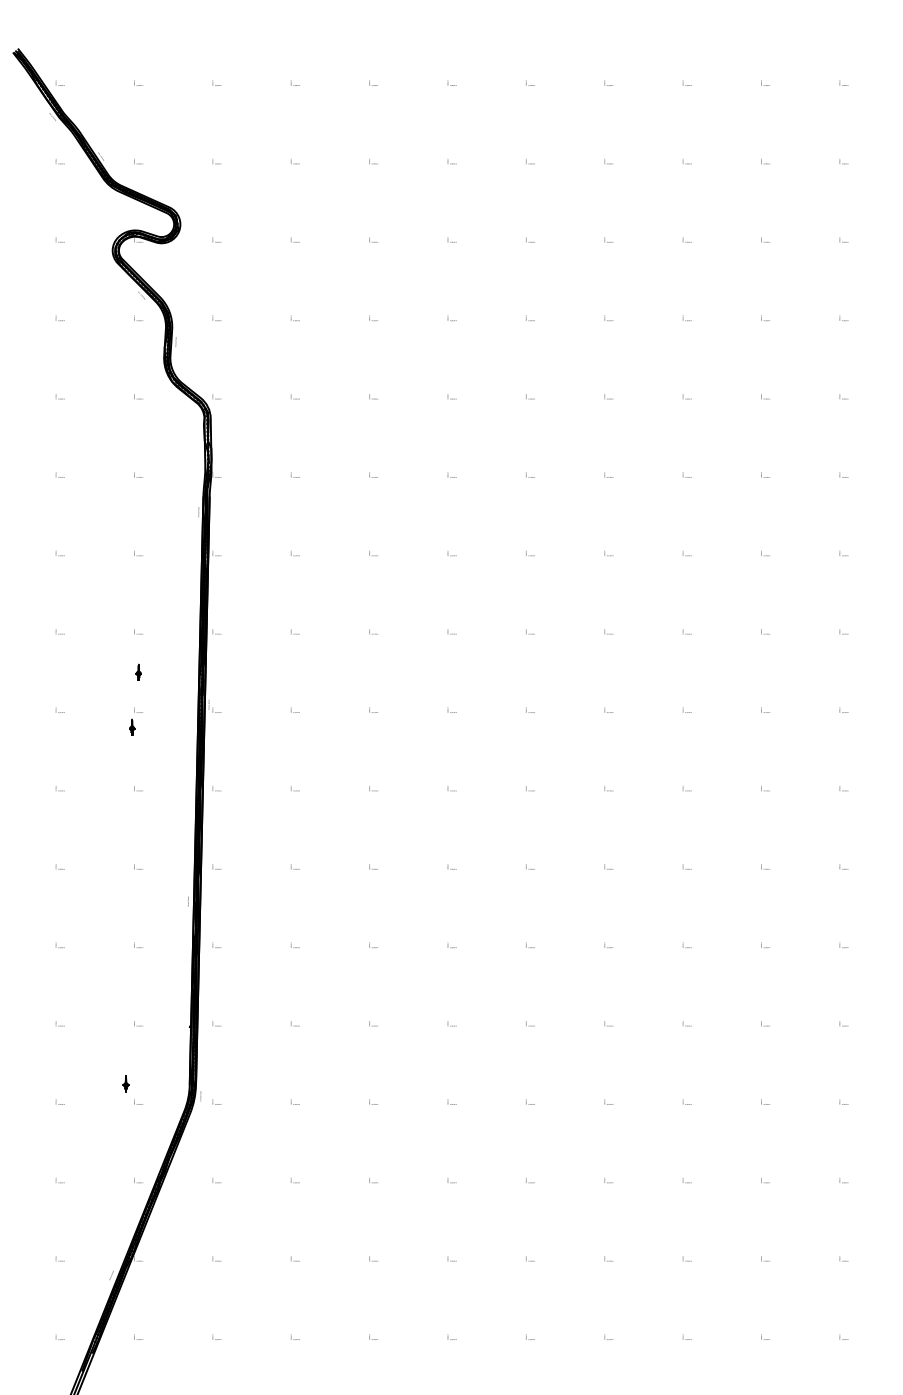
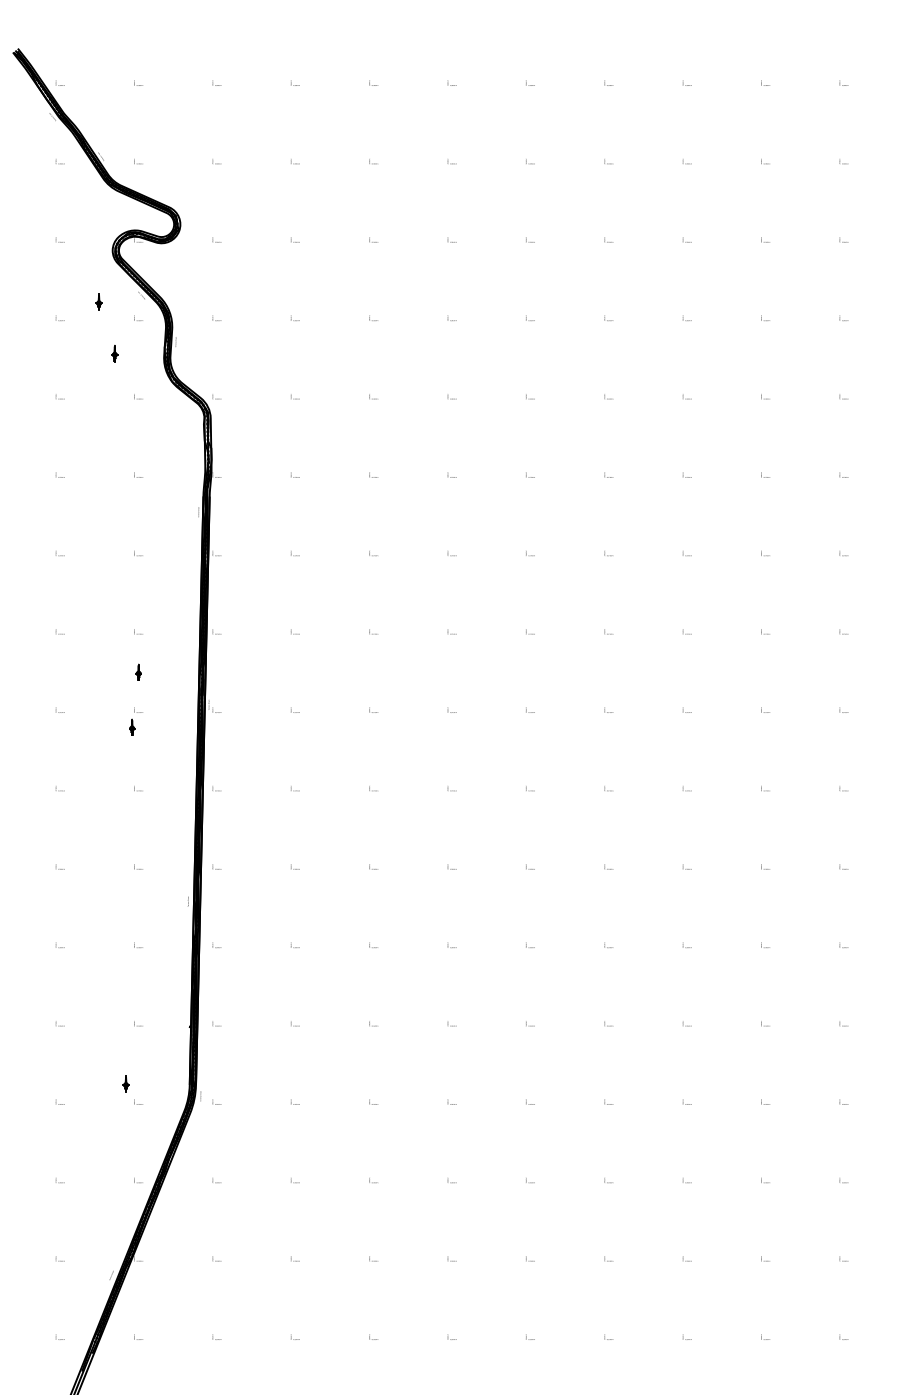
part: none -> present (98, 301)
part: none -> present (114, 353)
